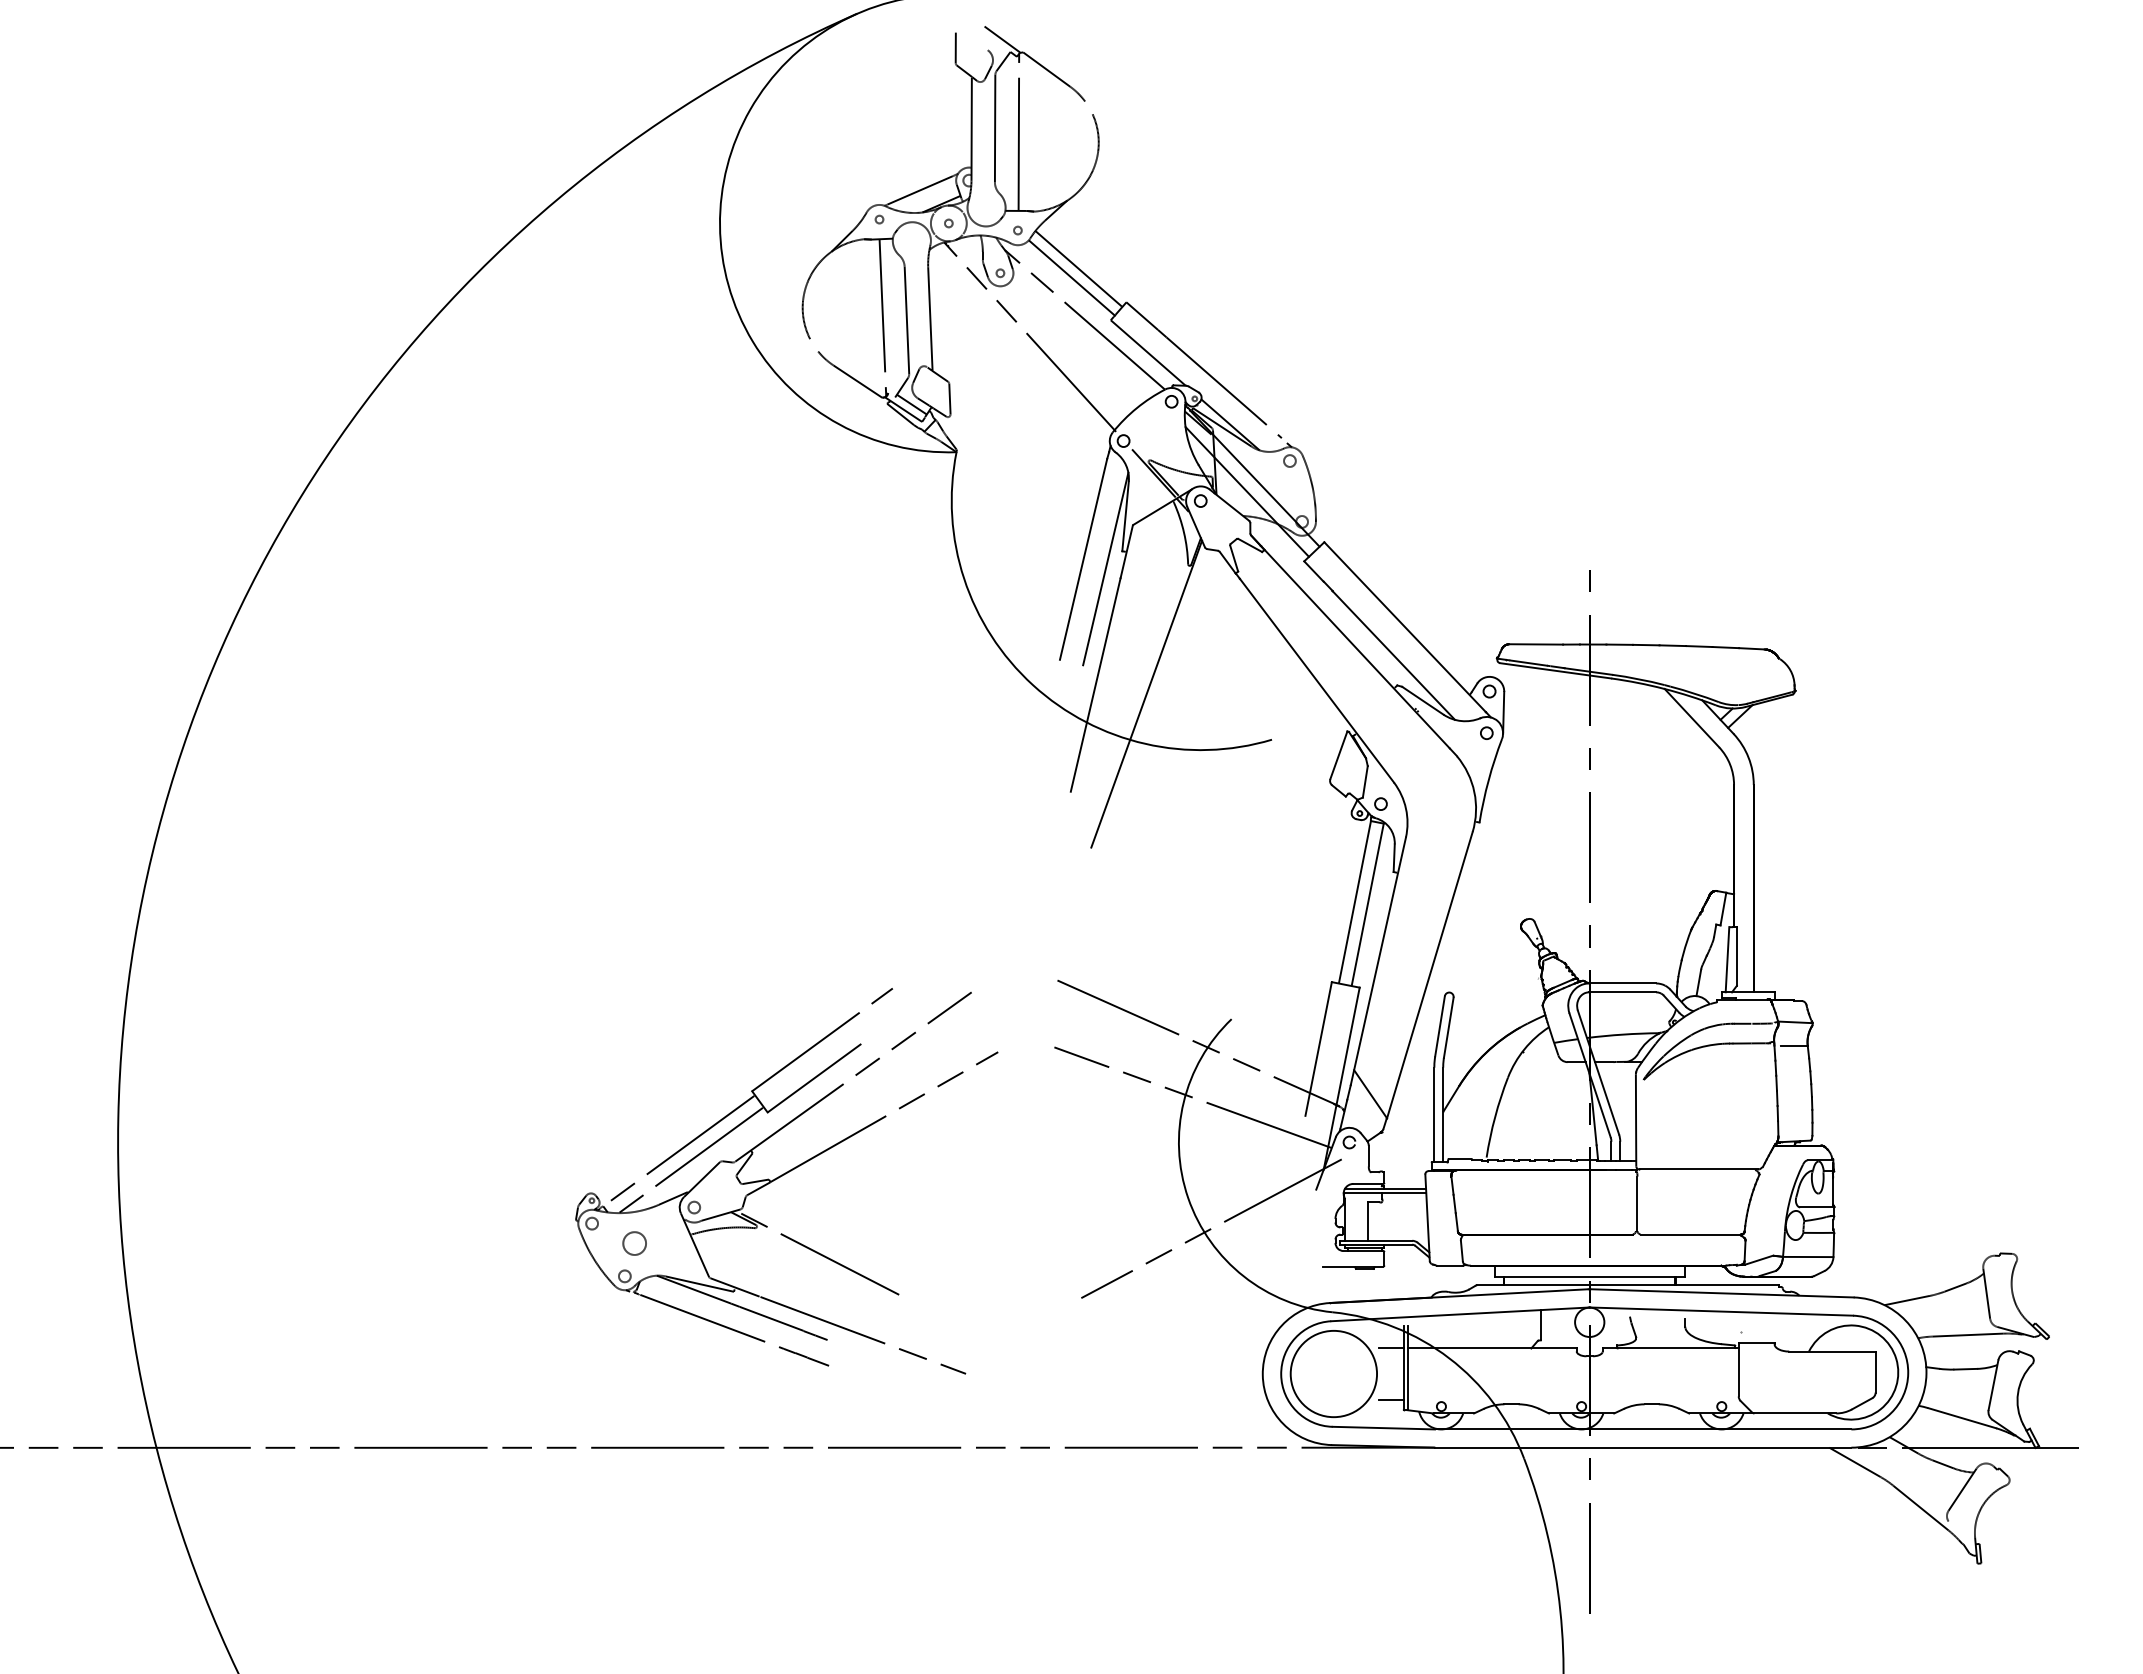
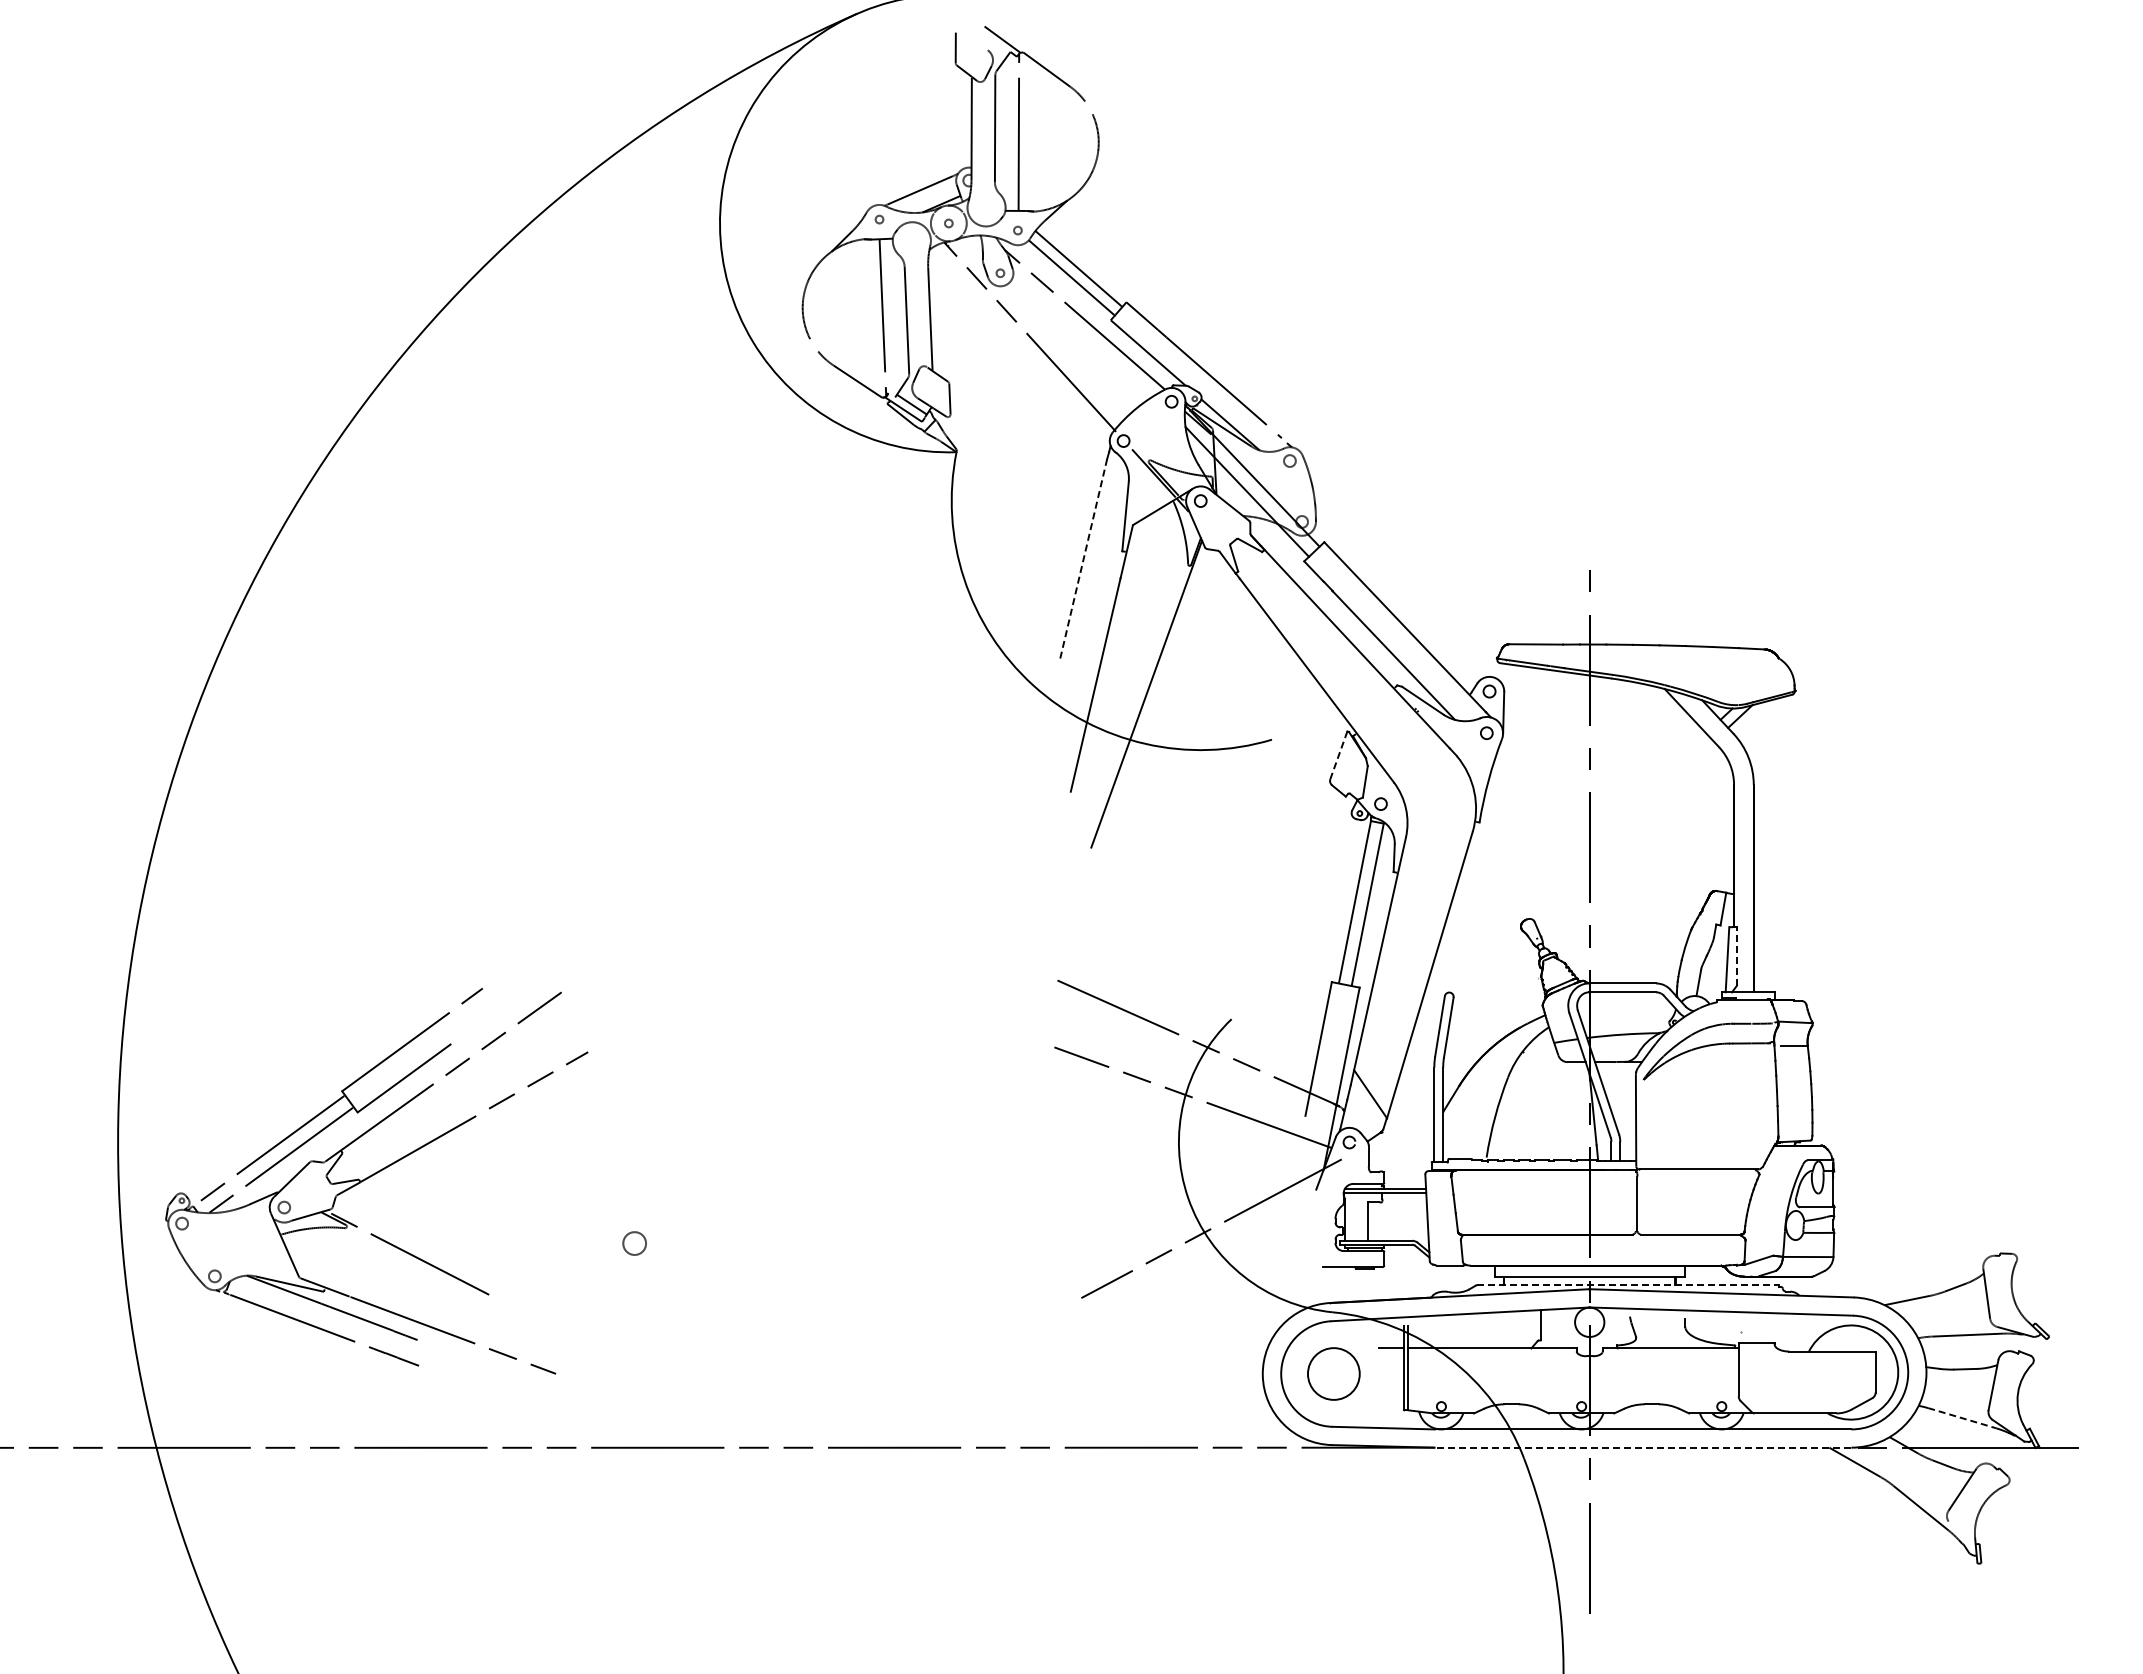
line: solid -> dashed (1083, 559)
line: present -> none (1105, 568)
line: solid -> dashed (1338, 755)
line: solid -> dashed (1736, 956)
part position: (784, 1175) -> (374, 1175) (374, 1175)
line: solid -> dashed (1628, 1285)
circle diameter: 86 px -> 52 px (1333, 1373)
line: present -> none (1390, 1400)
line: solid -> dashed (1962, 1418)
line: solid -> dashed (1642, 1447)
